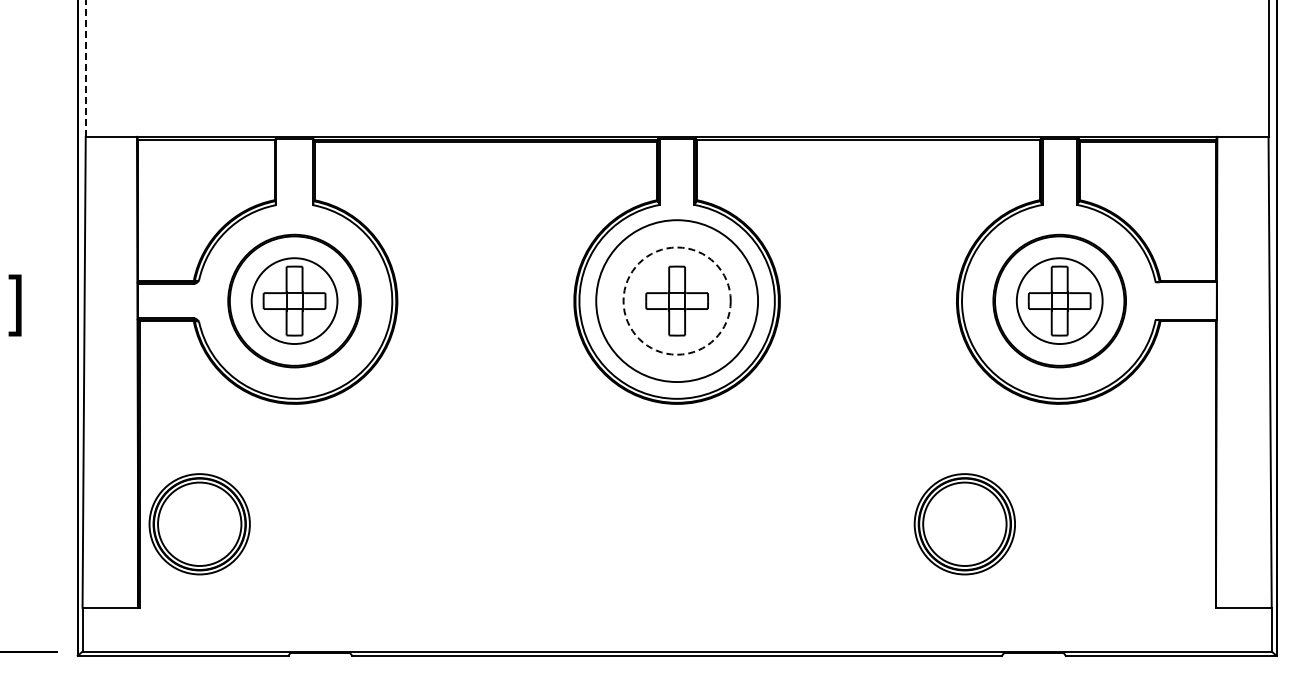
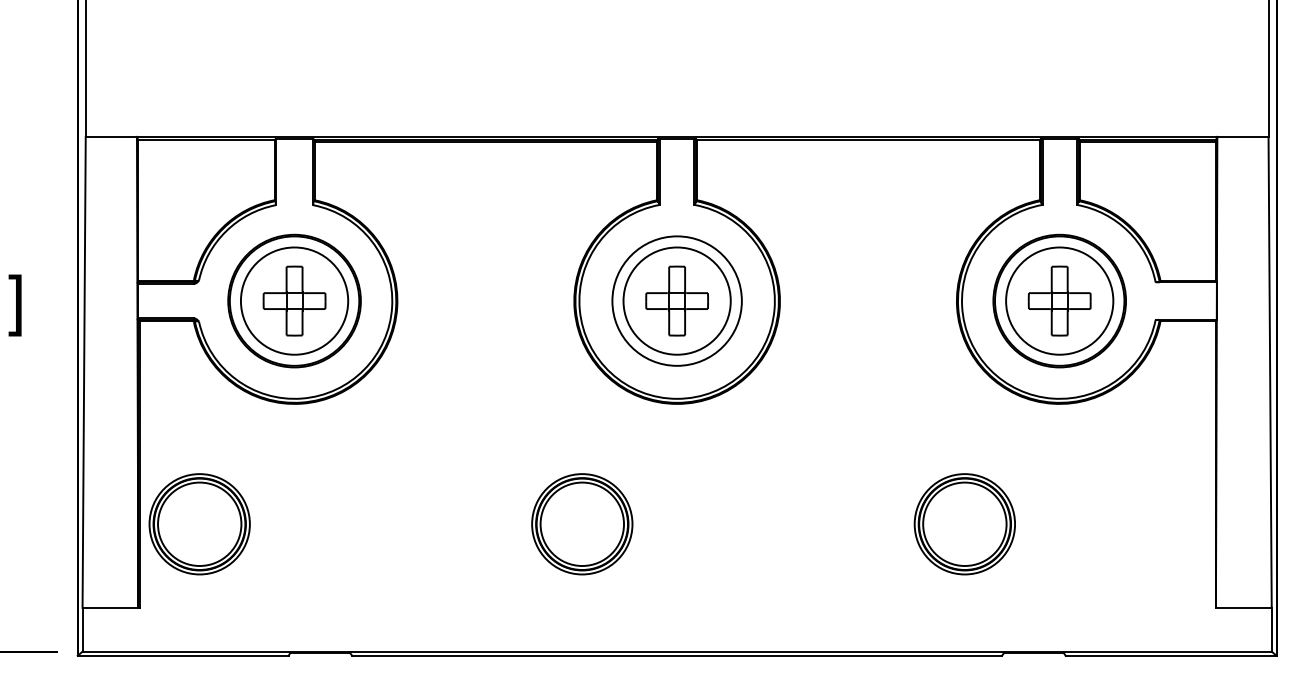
line: dashed -> solid (85, 68)
circle: dashed -> solid (676, 300)
circle diameter: 86 px -> 107 px (294, 300)
circle diameter: 162 px -> 129 px (676, 300)
circle diameter: 86 px -> 107 px (1059, 300)
part: none -> present (582, 524)
